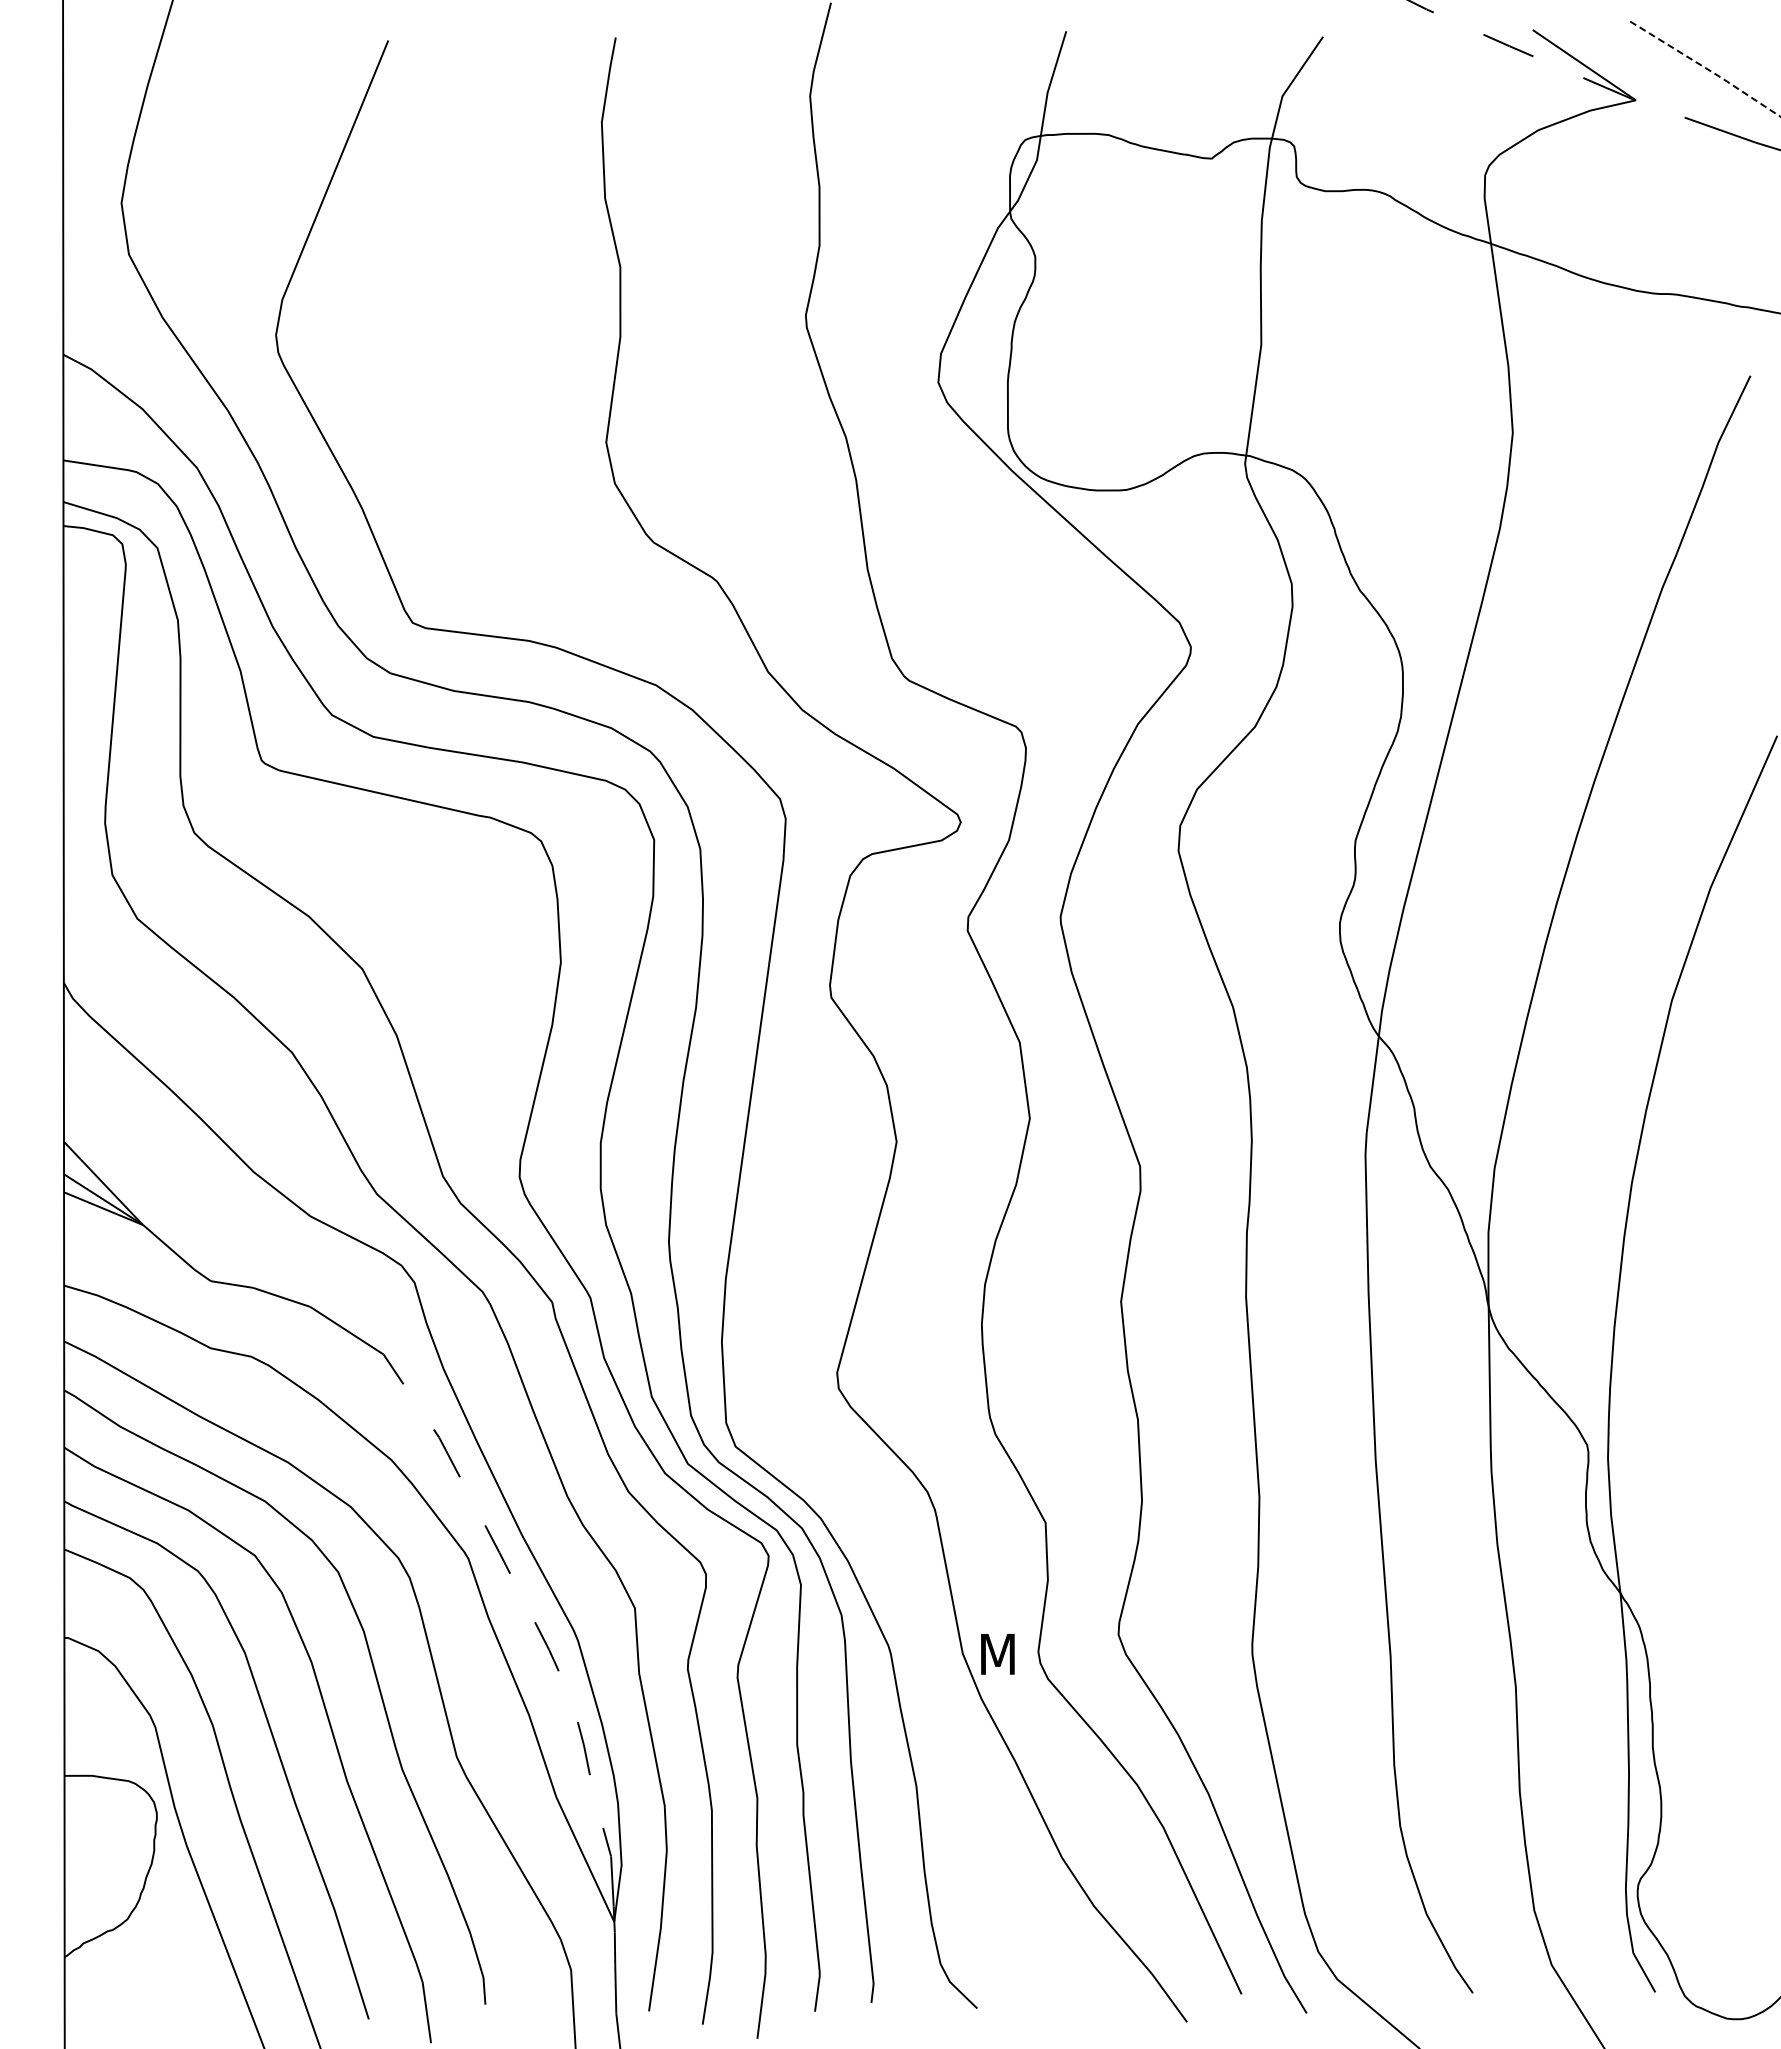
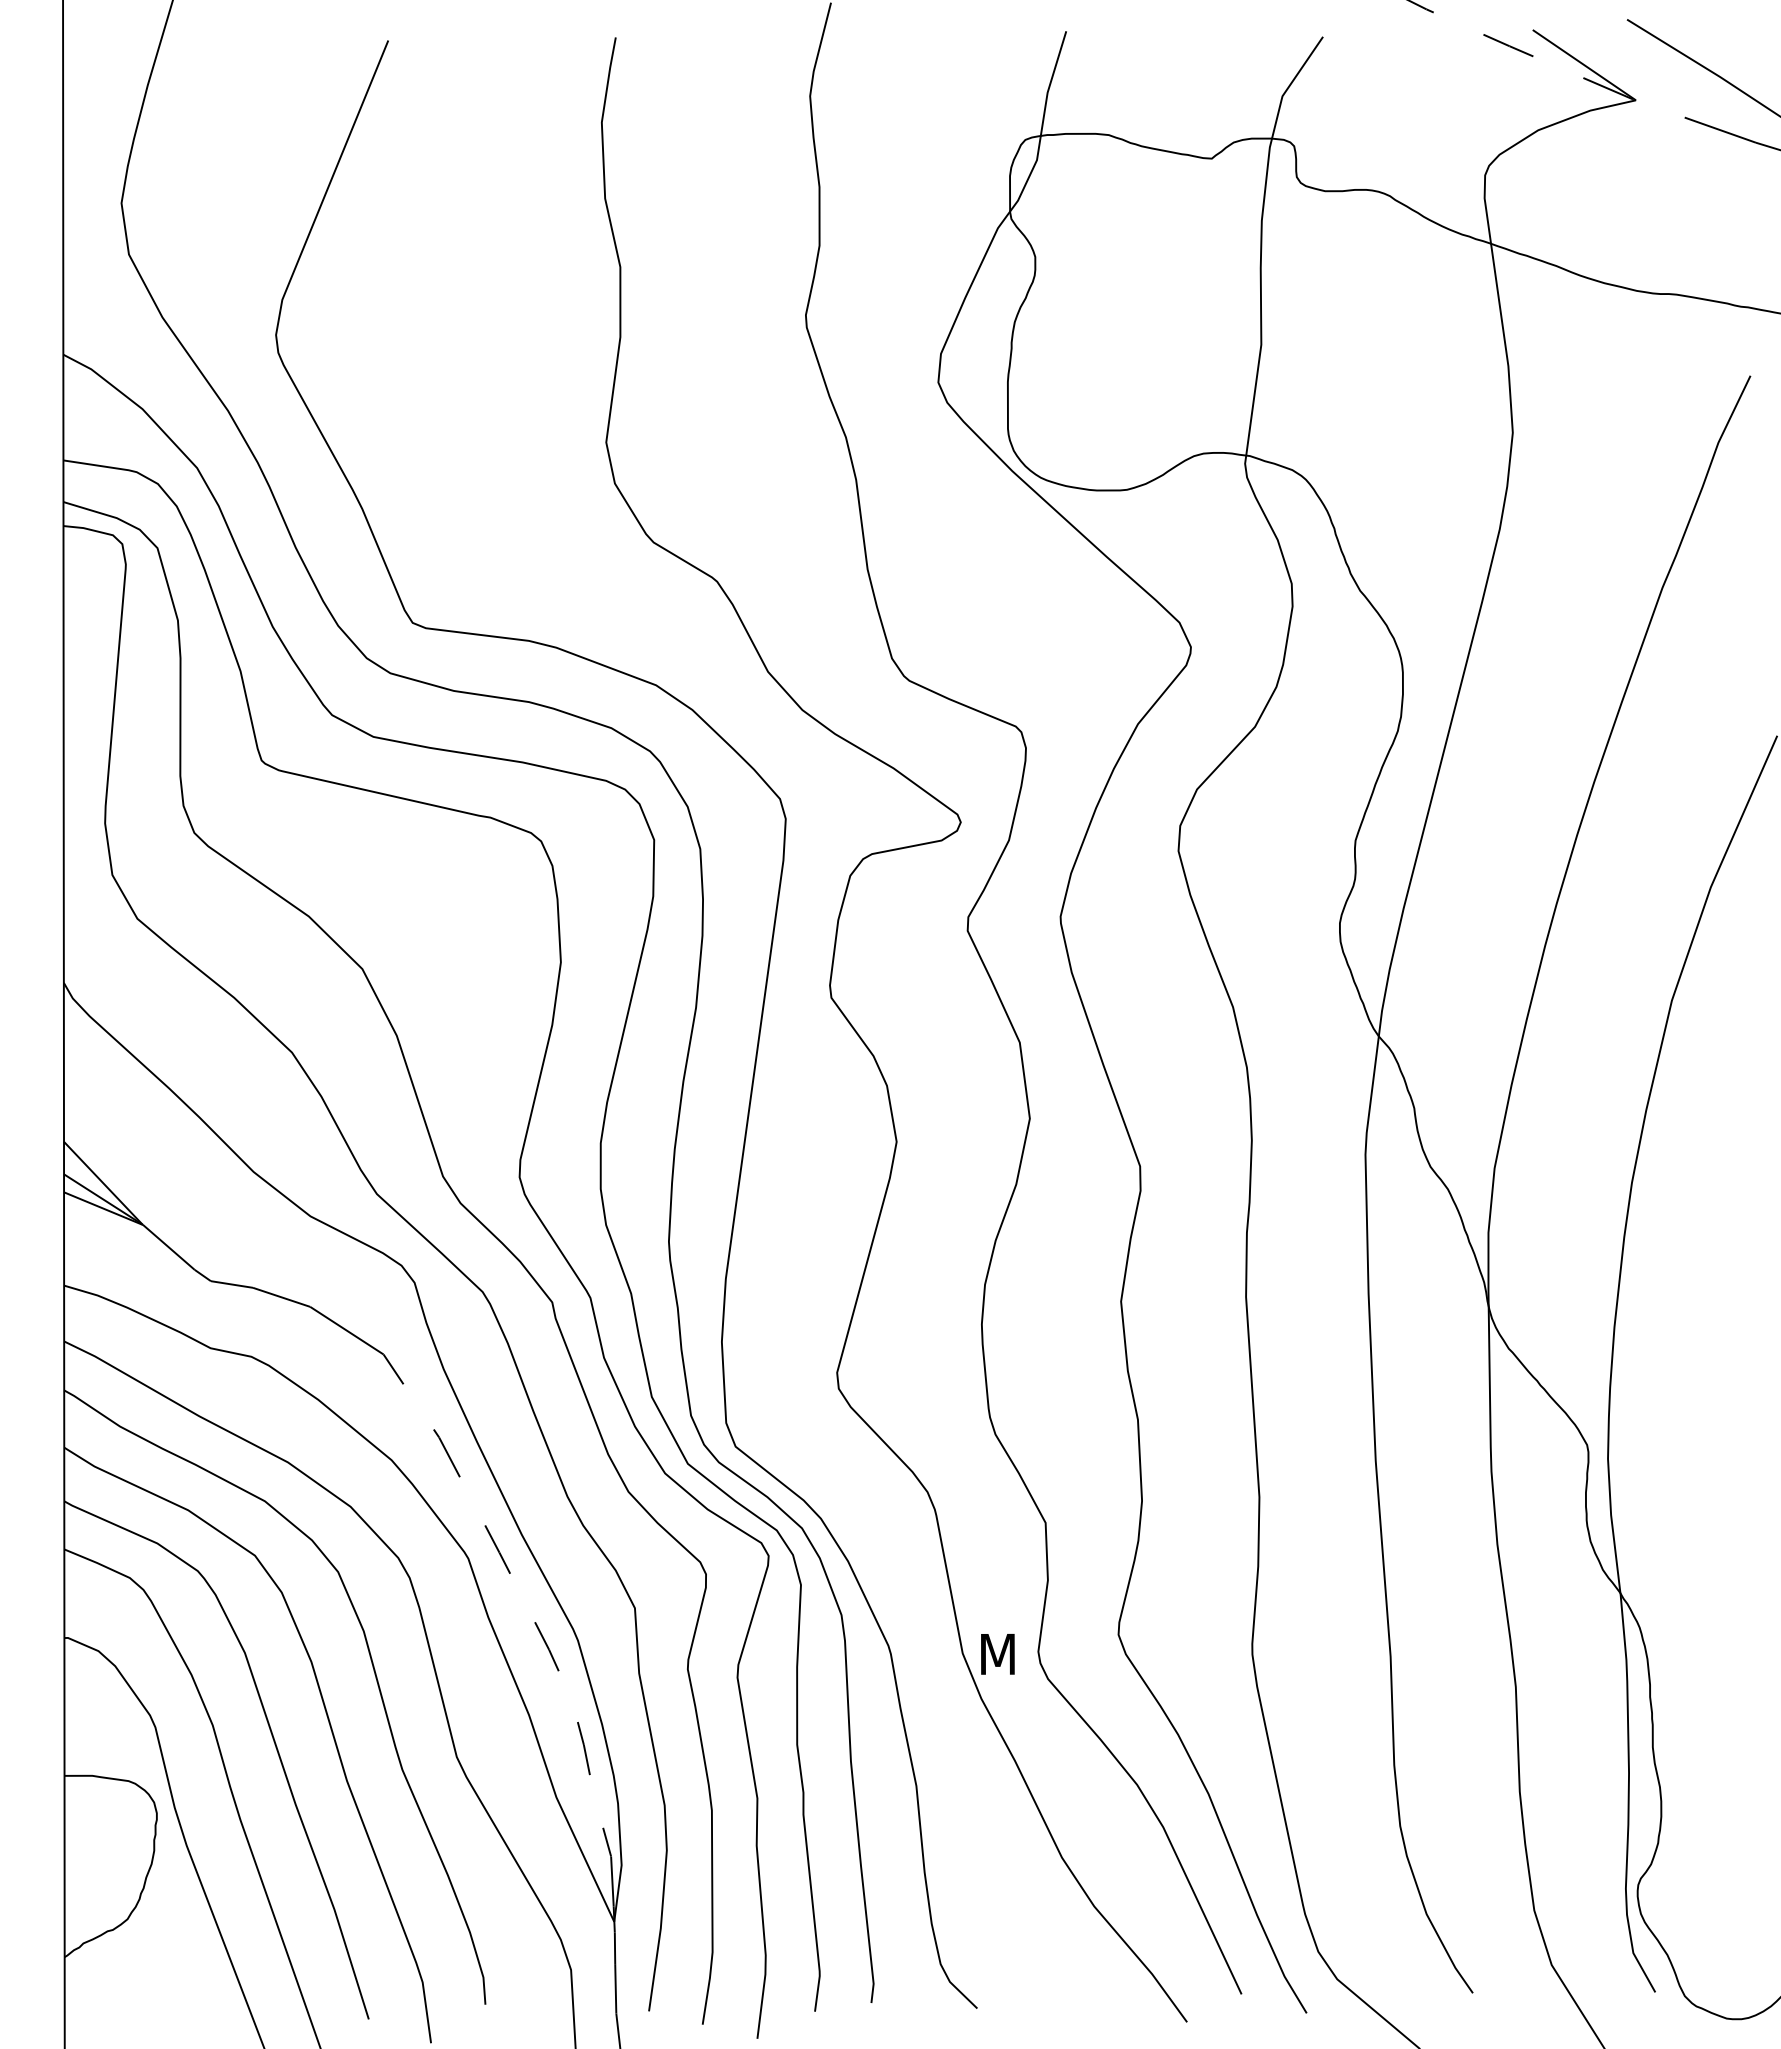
line: dashed -> solid (1705, 67)
